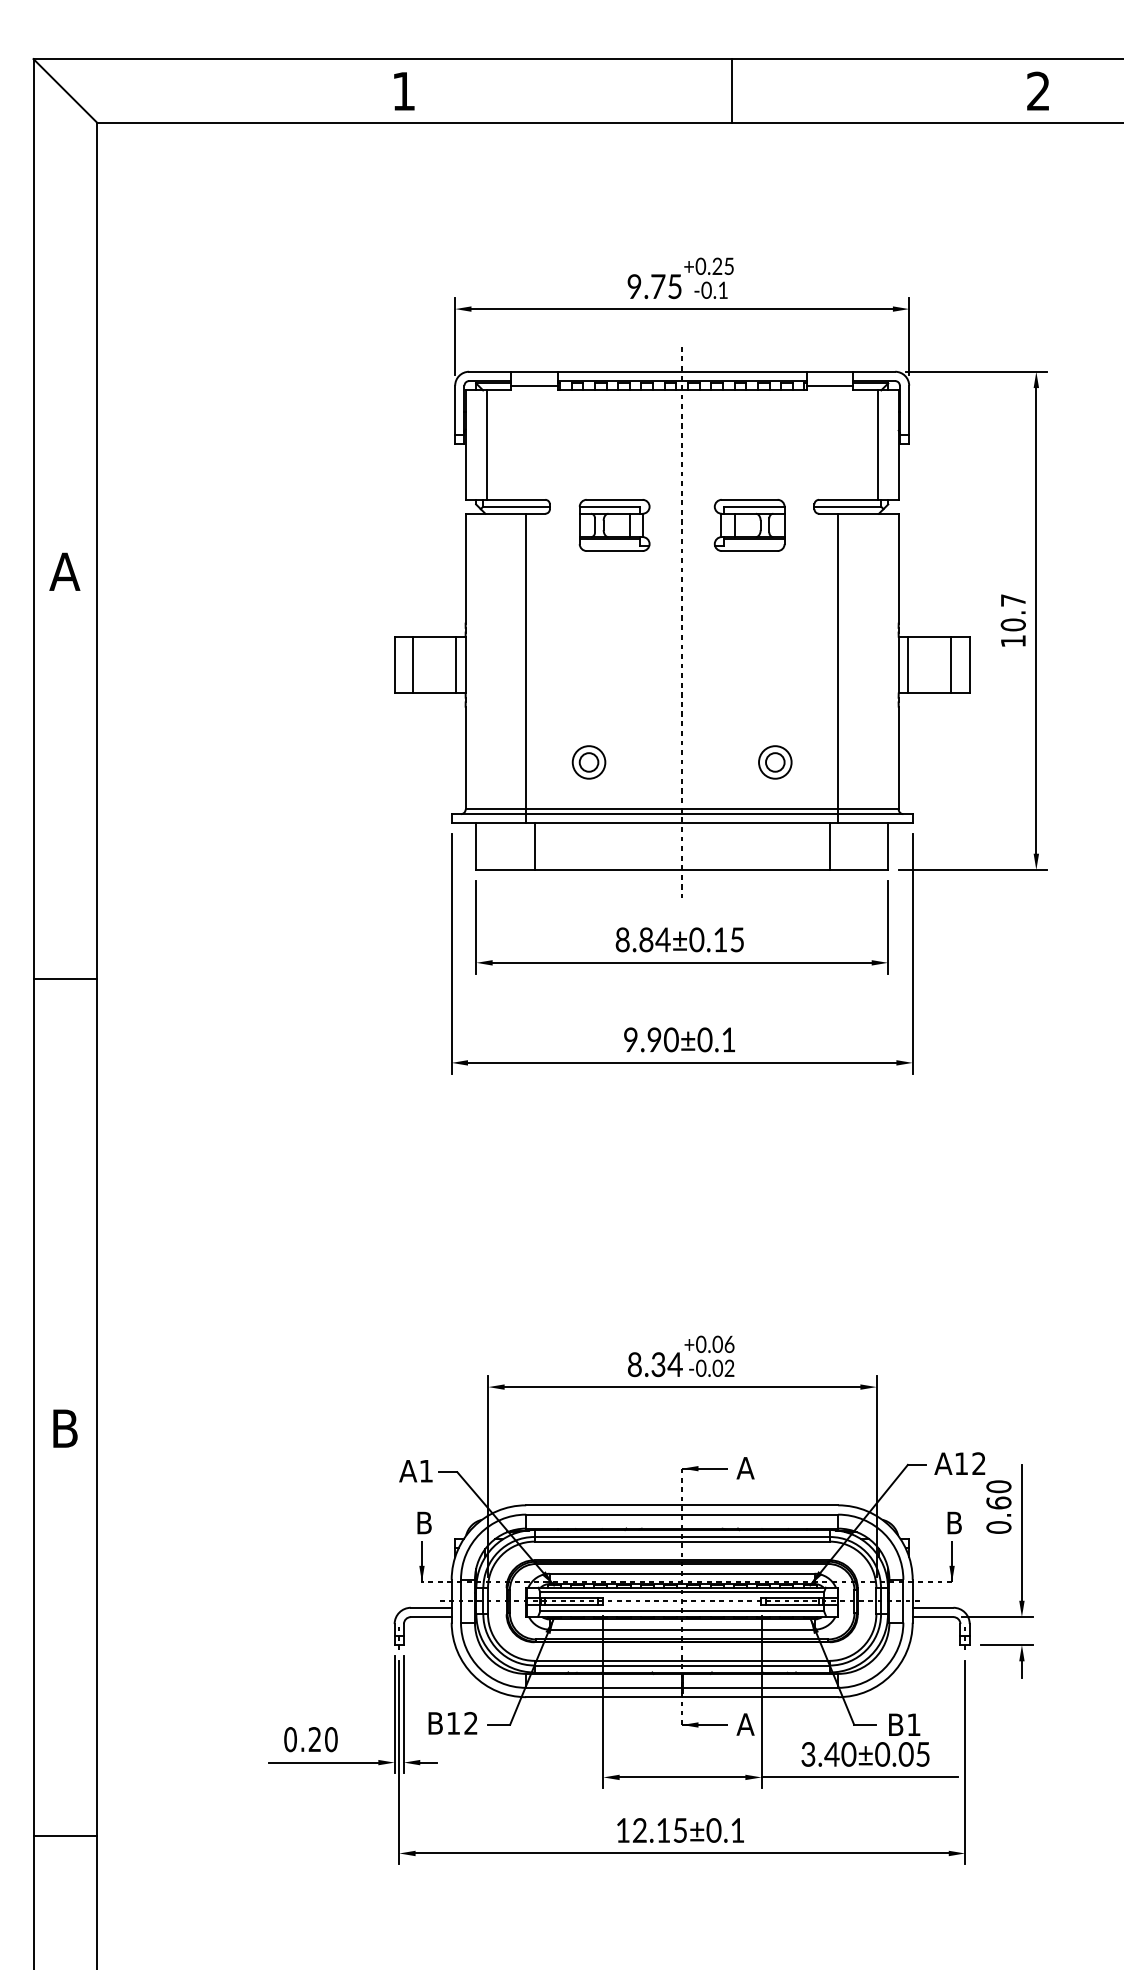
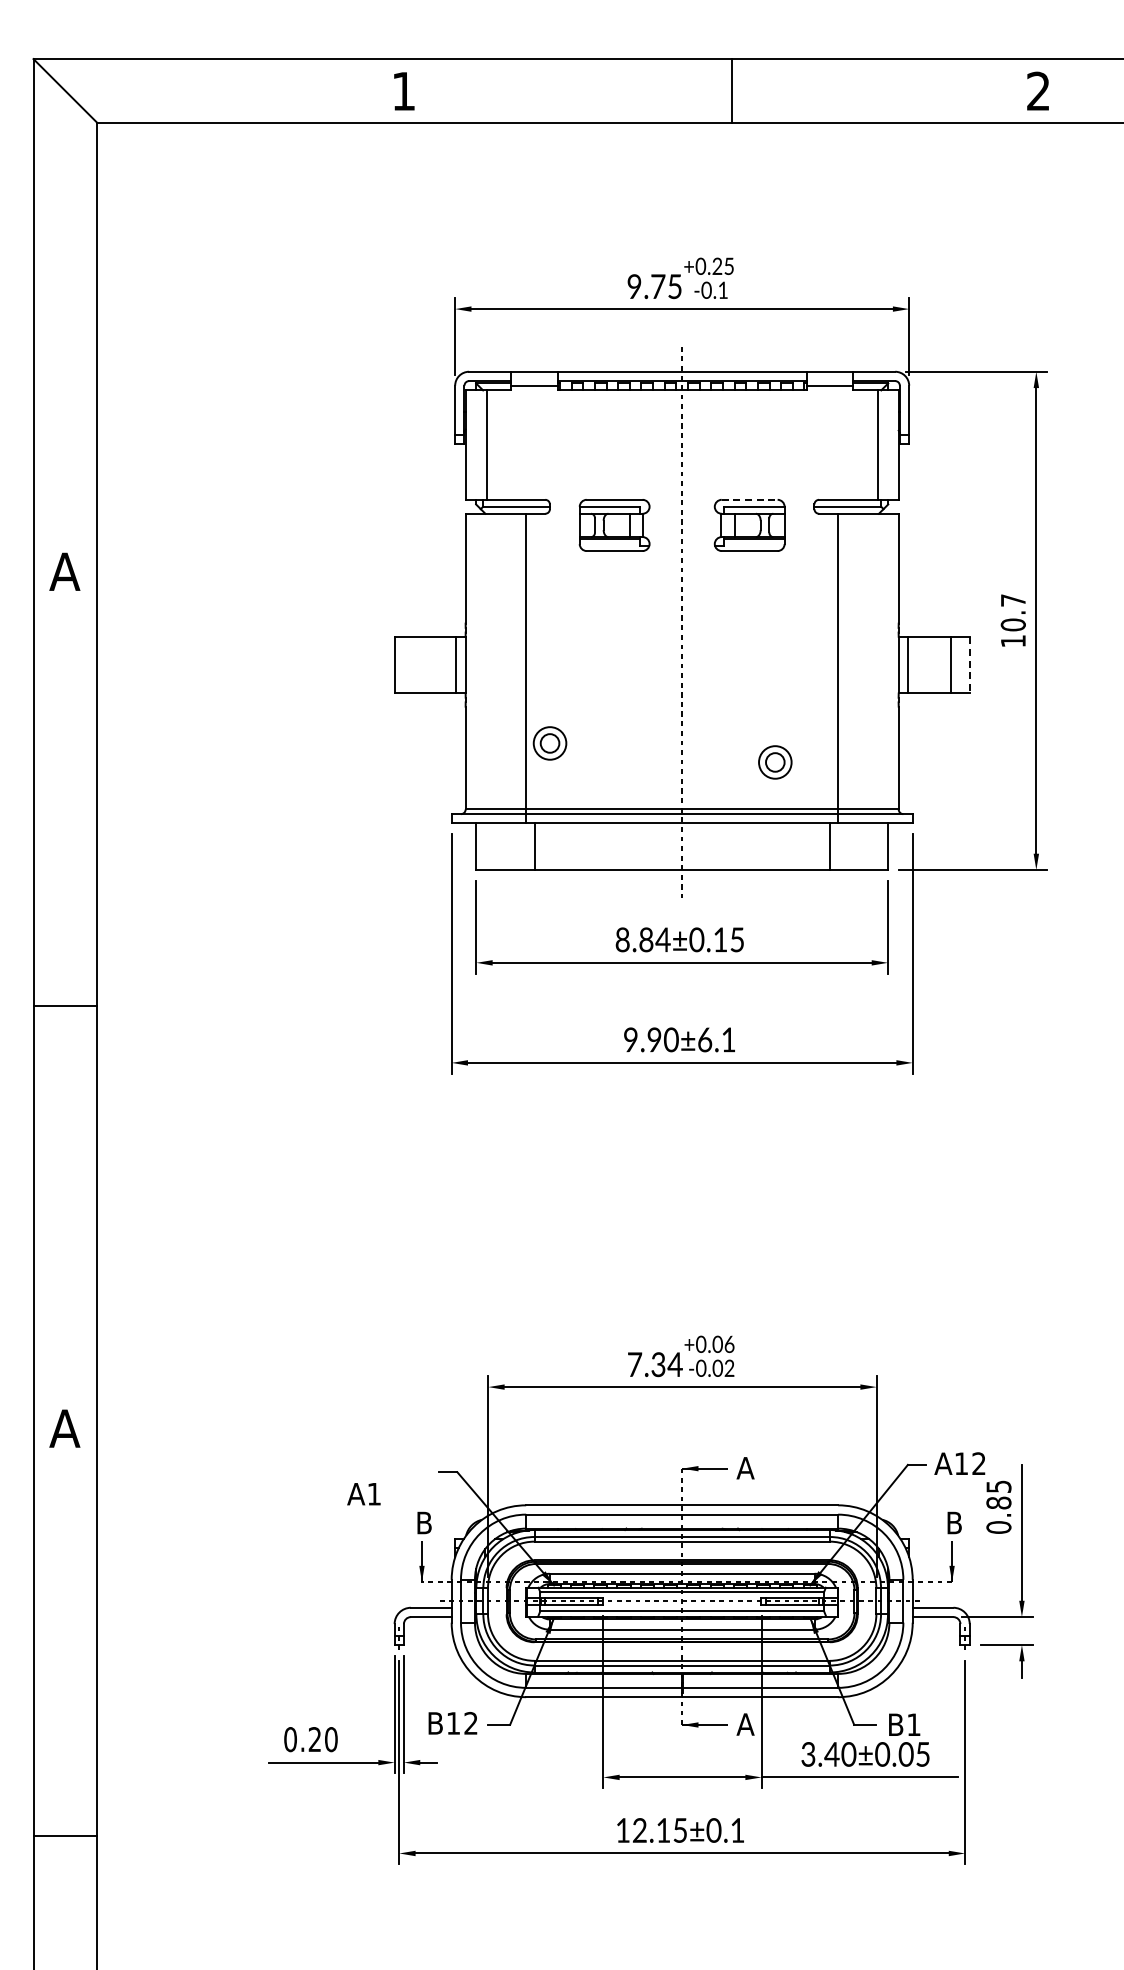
line: solid -> dashed (749, 499)
line: present -> none (413, 665)
line: solid -> dashed (969, 665)
part position: (588, 762) -> (549, 743) (549, 743)
line position: (64, 979) -> (64, 1006) (64, 1006)
text: 9.90±0.1 -> 9.90±6.1 (704, 1039)
text: 8.34 -> 7.34 (635, 1364)
text: B -> A (64, 1428)
text position: (415, 1471) -> (363, 1494) (363, 1494)
text: 0.60 -> 0.85 (998, 1494)
